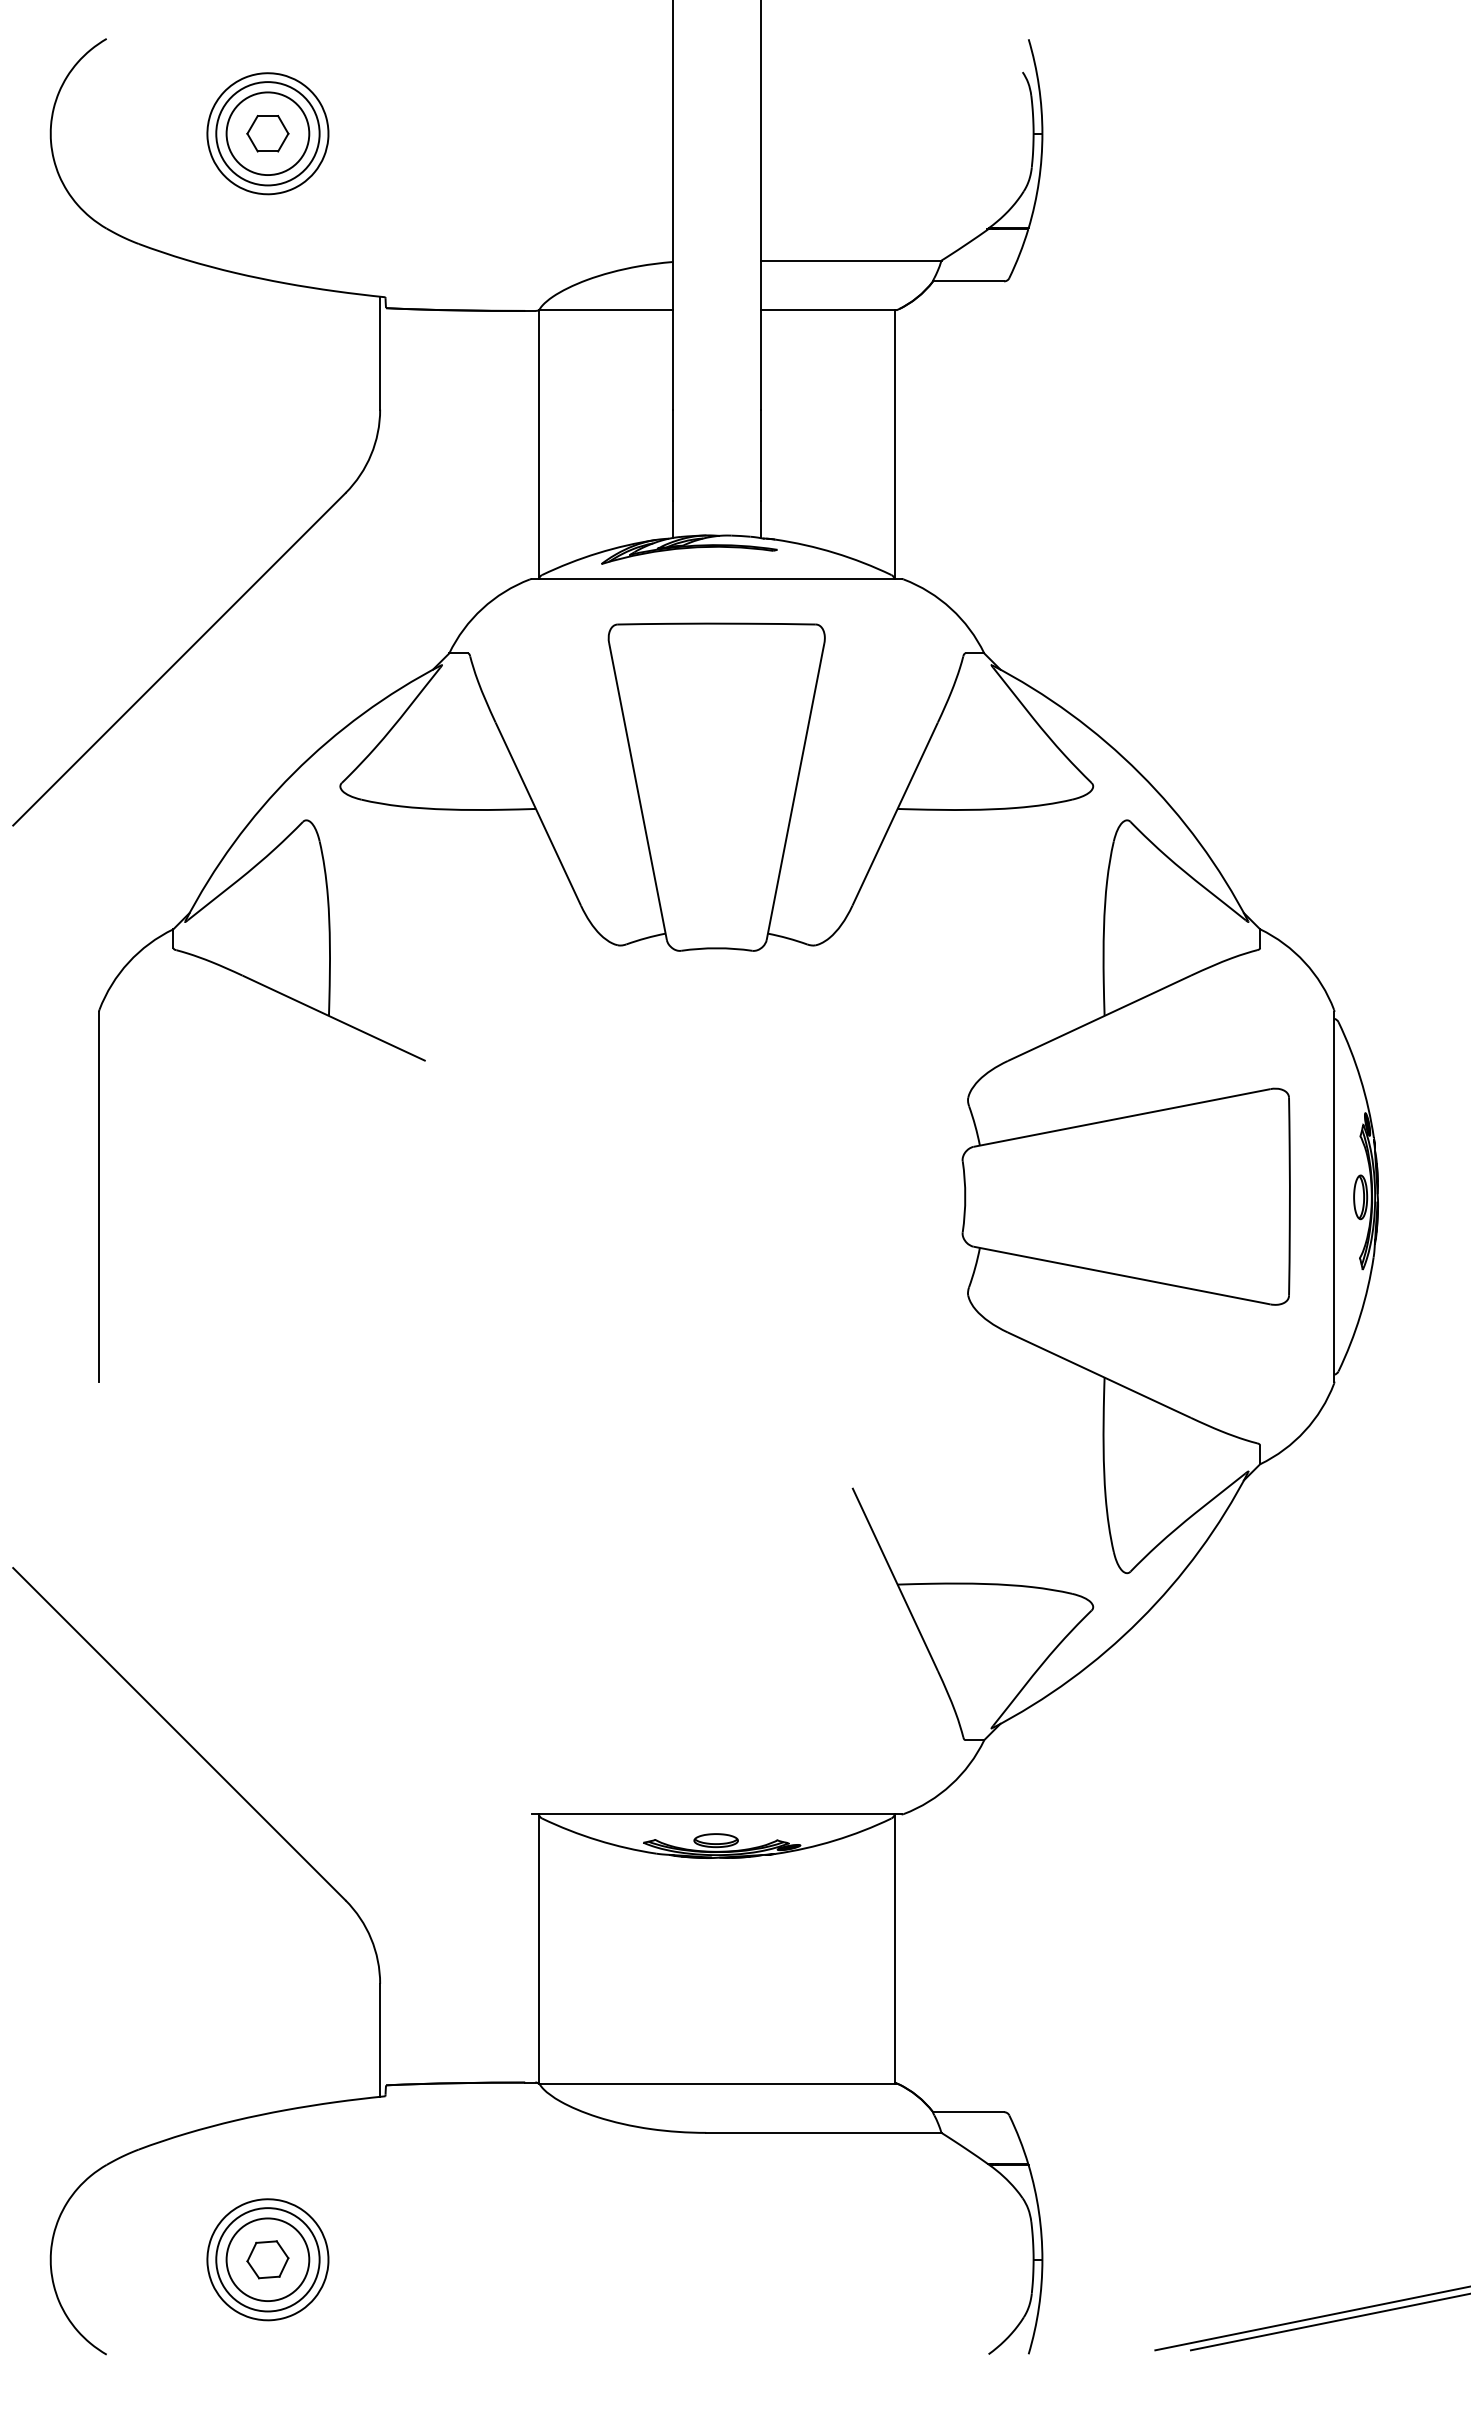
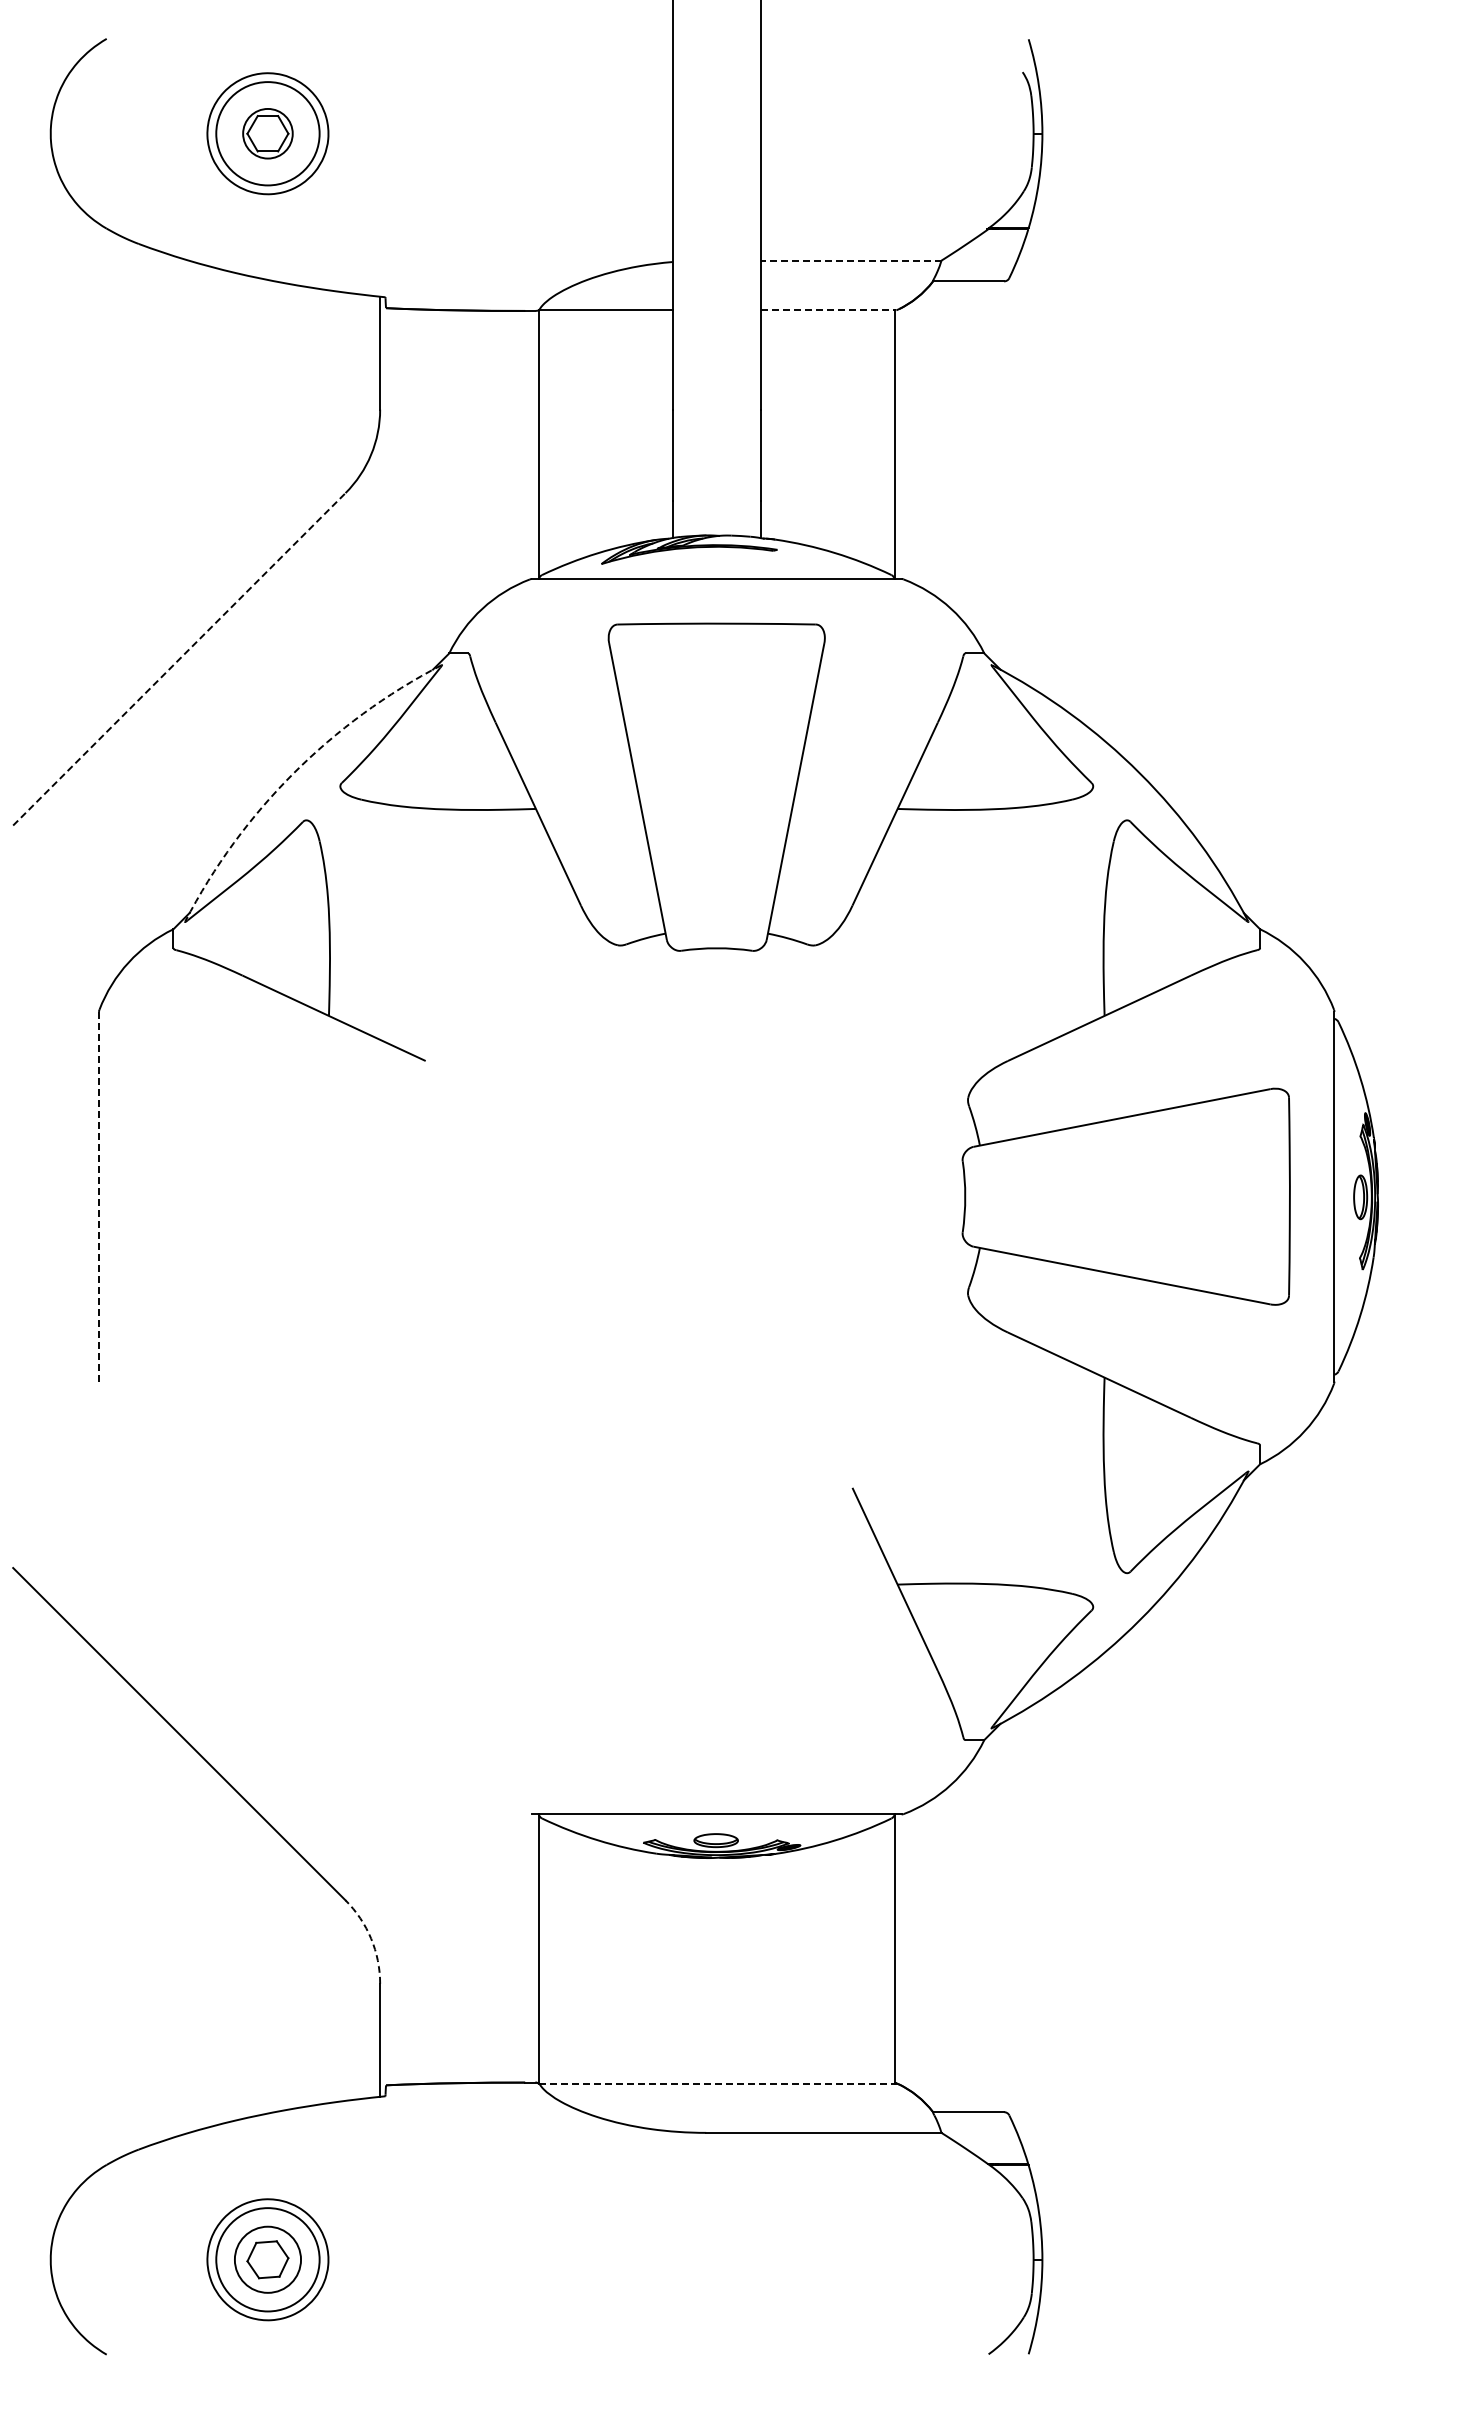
circle diameter: 83 px -> 50 px (267, 133)
line: solid -> dashed (850, 260)
line: solid -> dashed (828, 310)
line: solid -> dashed (179, 659)
arc: solid -> dashed (293, 773)
line: solid -> dashed (99, 1196)
arc: solid -> dashed (371, 1938)
line: solid -> dashed (719, 2084)
circle diameter: 83 px -> 66 px (267, 2259)
line: present -> none (1311, 2318)
line: present -> none (1328, 2322)
